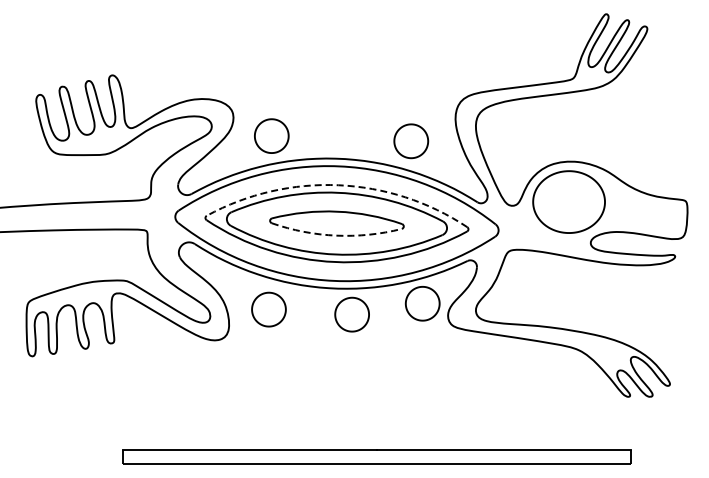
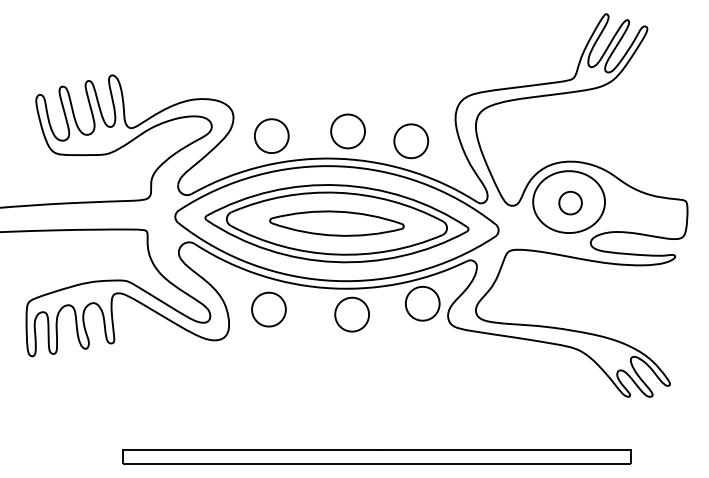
part: none -> present (347, 131)
arc: dashed -> solid (338, 185)
part: none -> present (570, 202)
arc: dashed -> solid (336, 235)
